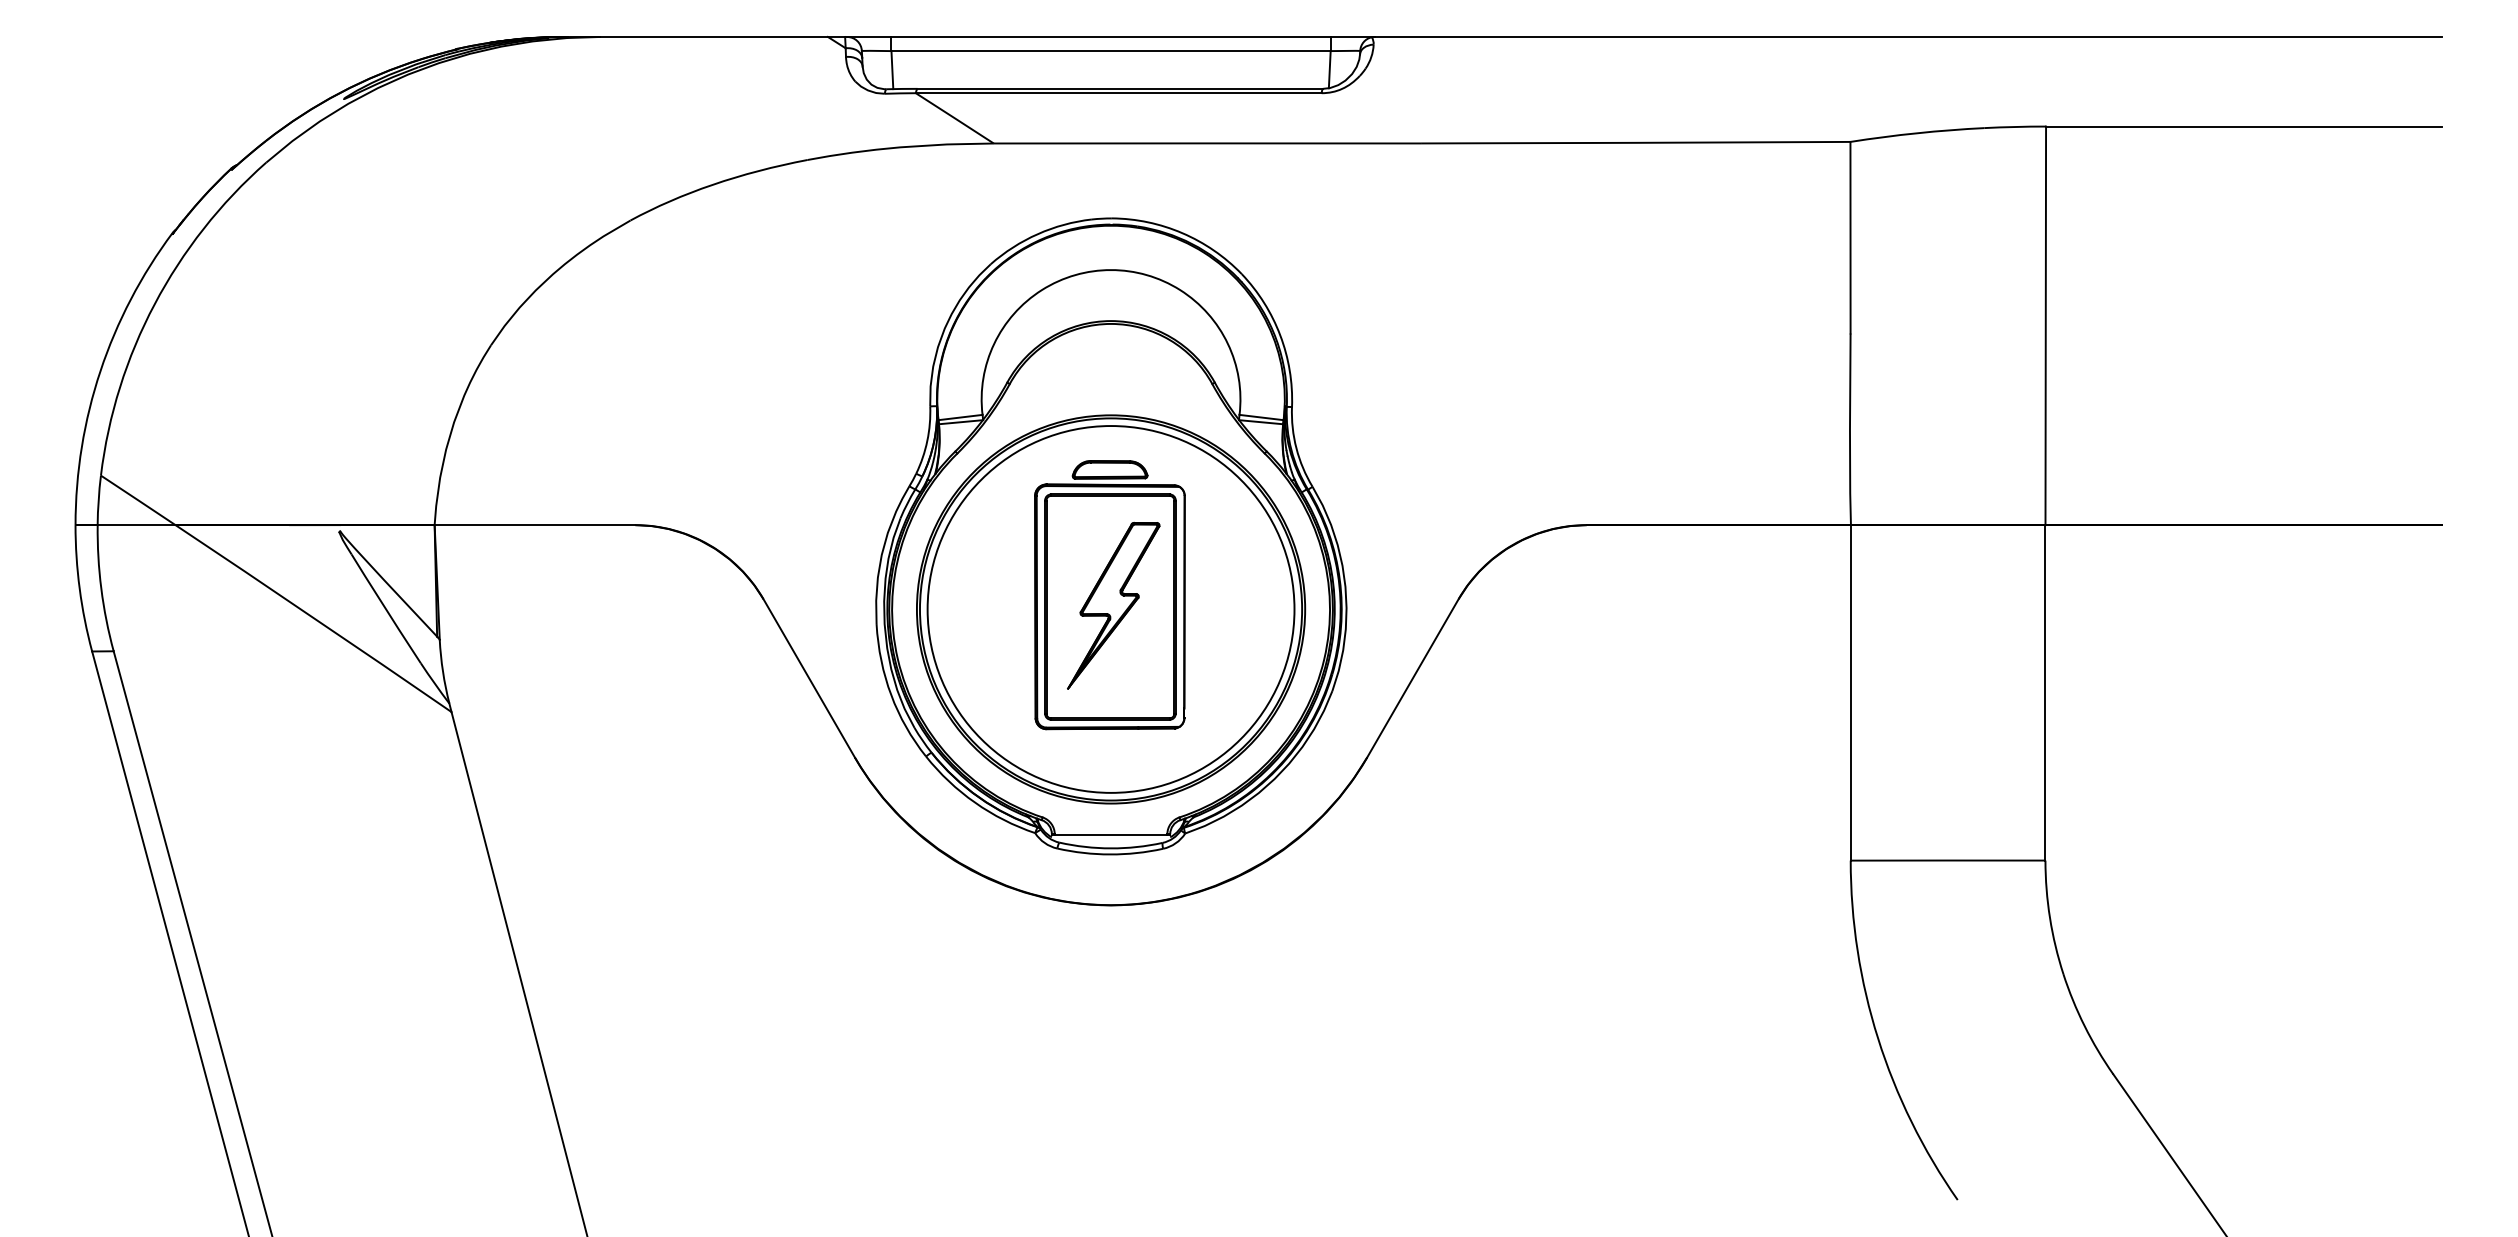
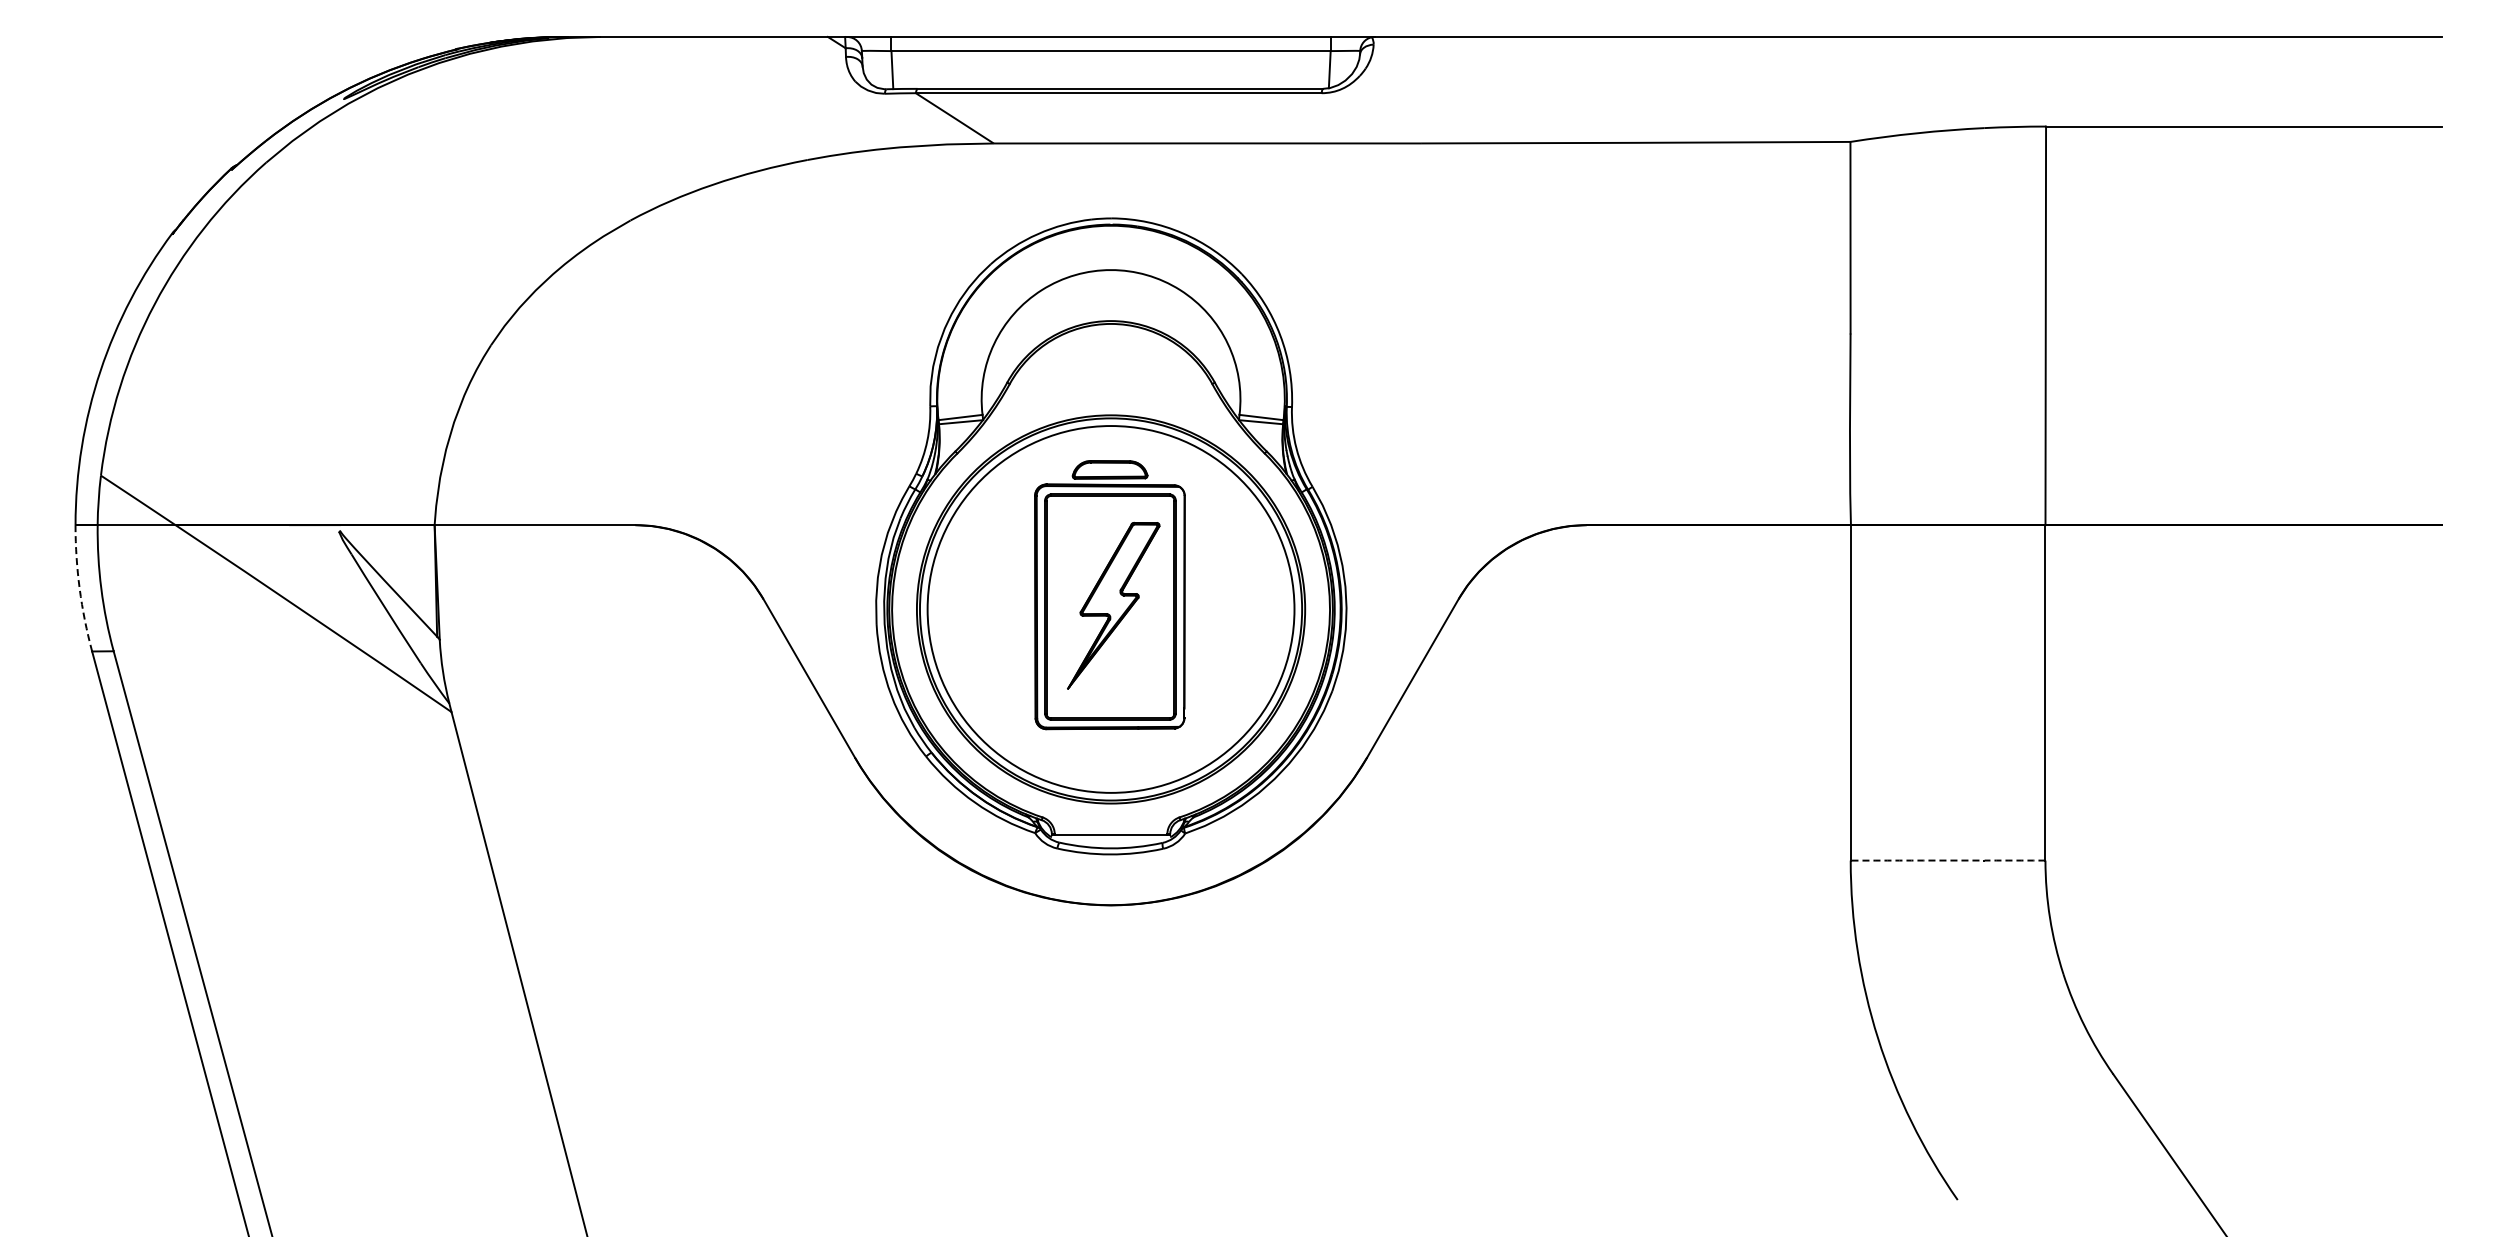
arc: solid -> dashed (79, 588)
arc: solid -> dashed (1948, 860)
